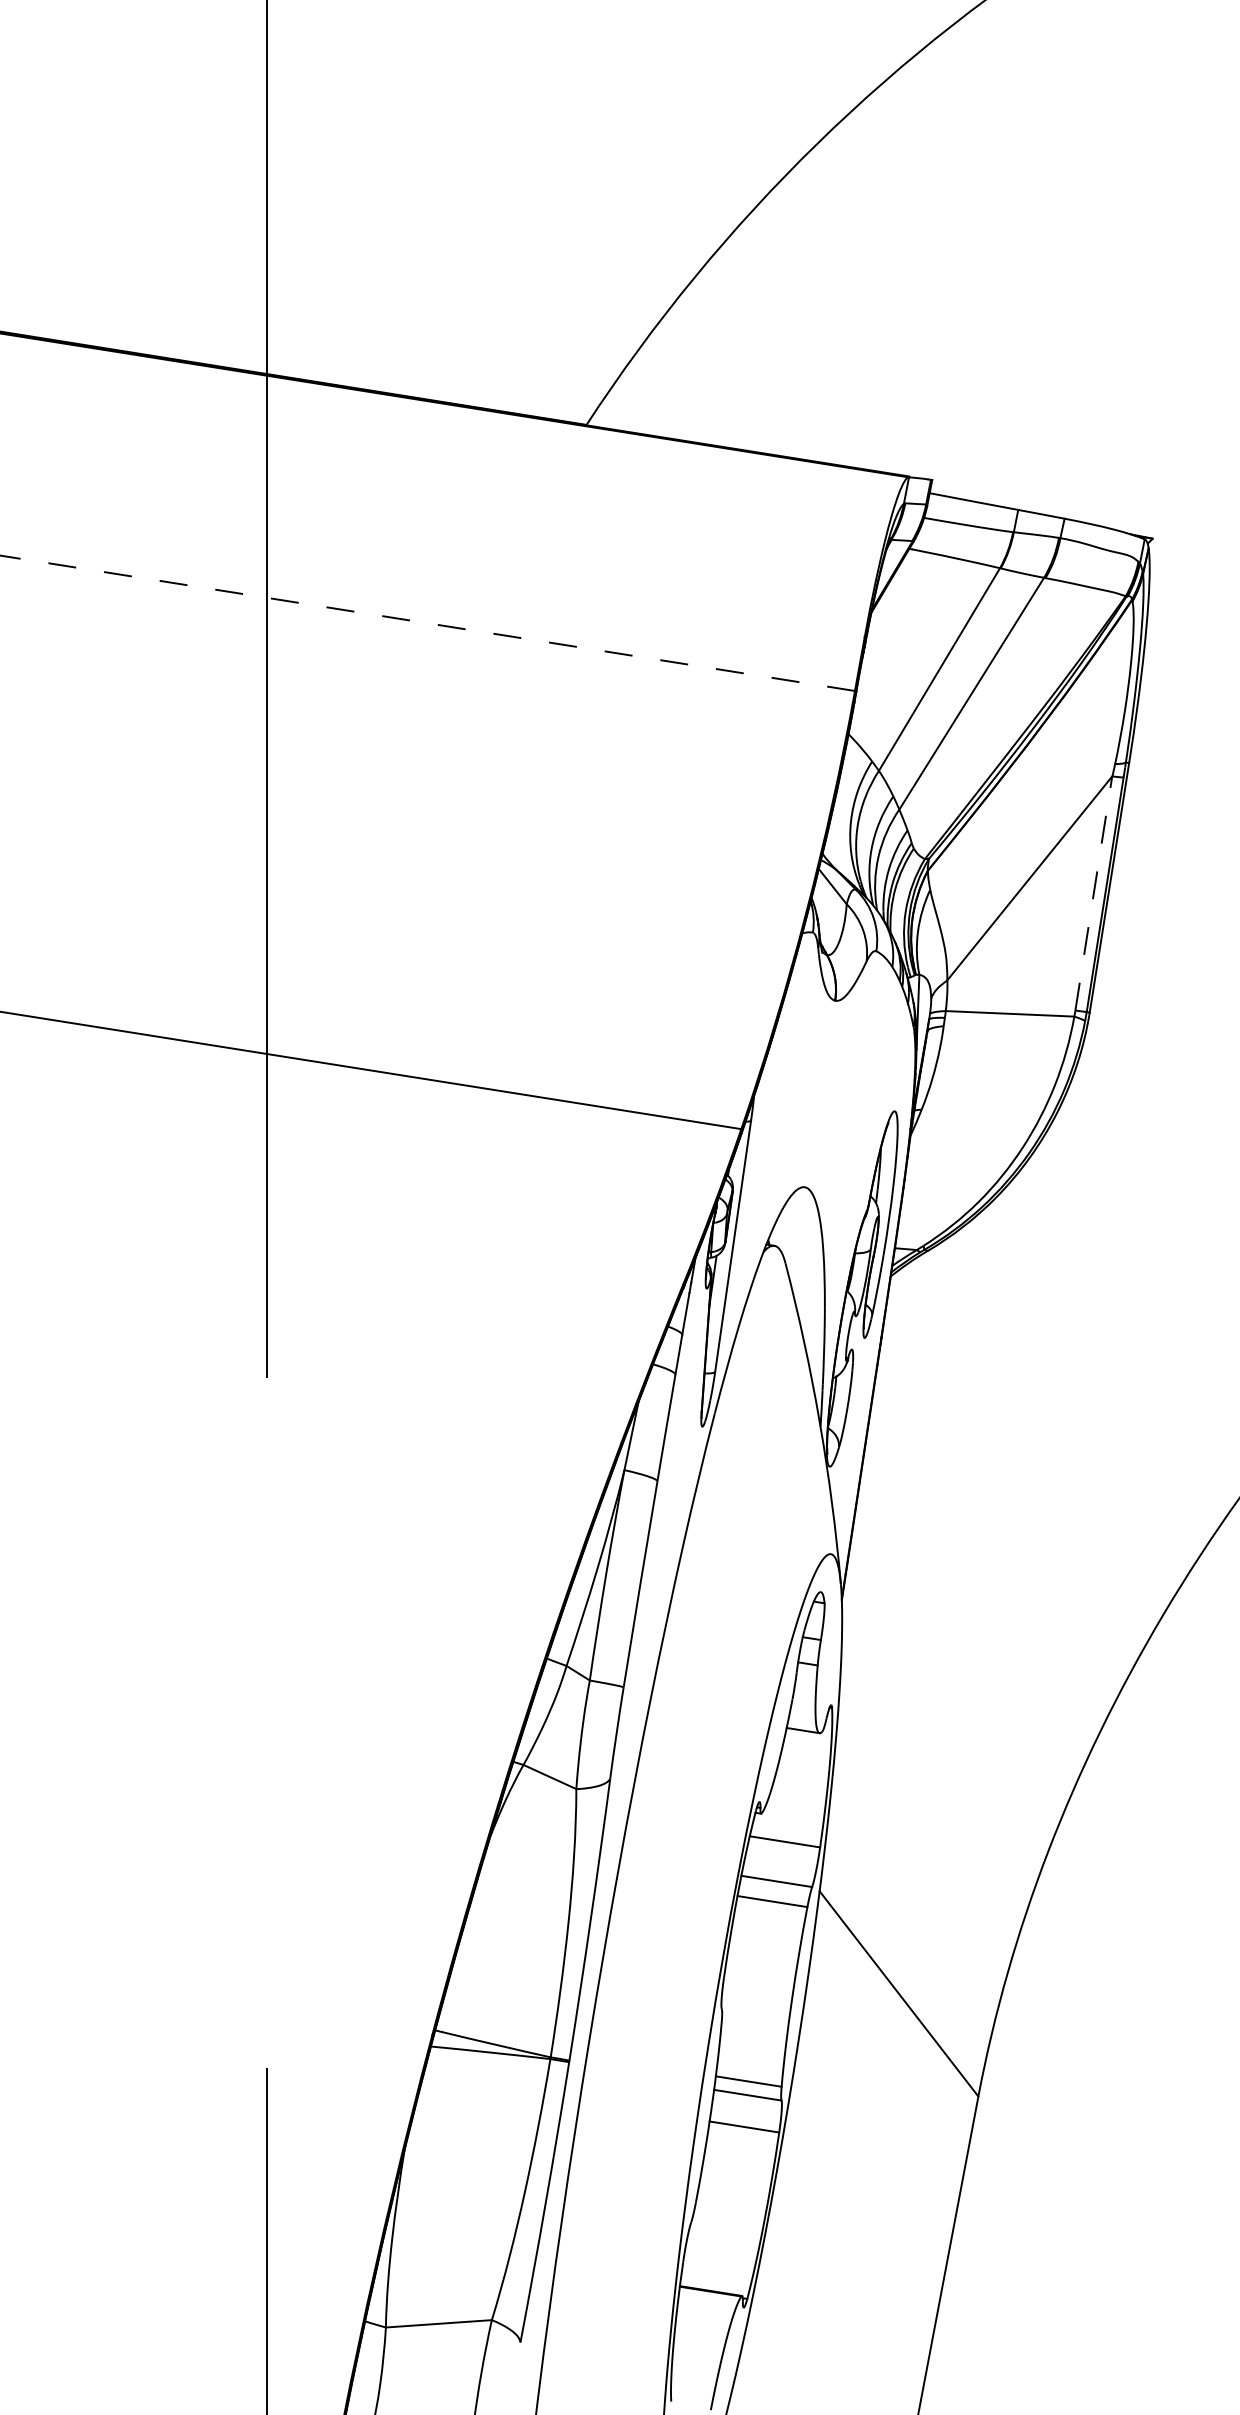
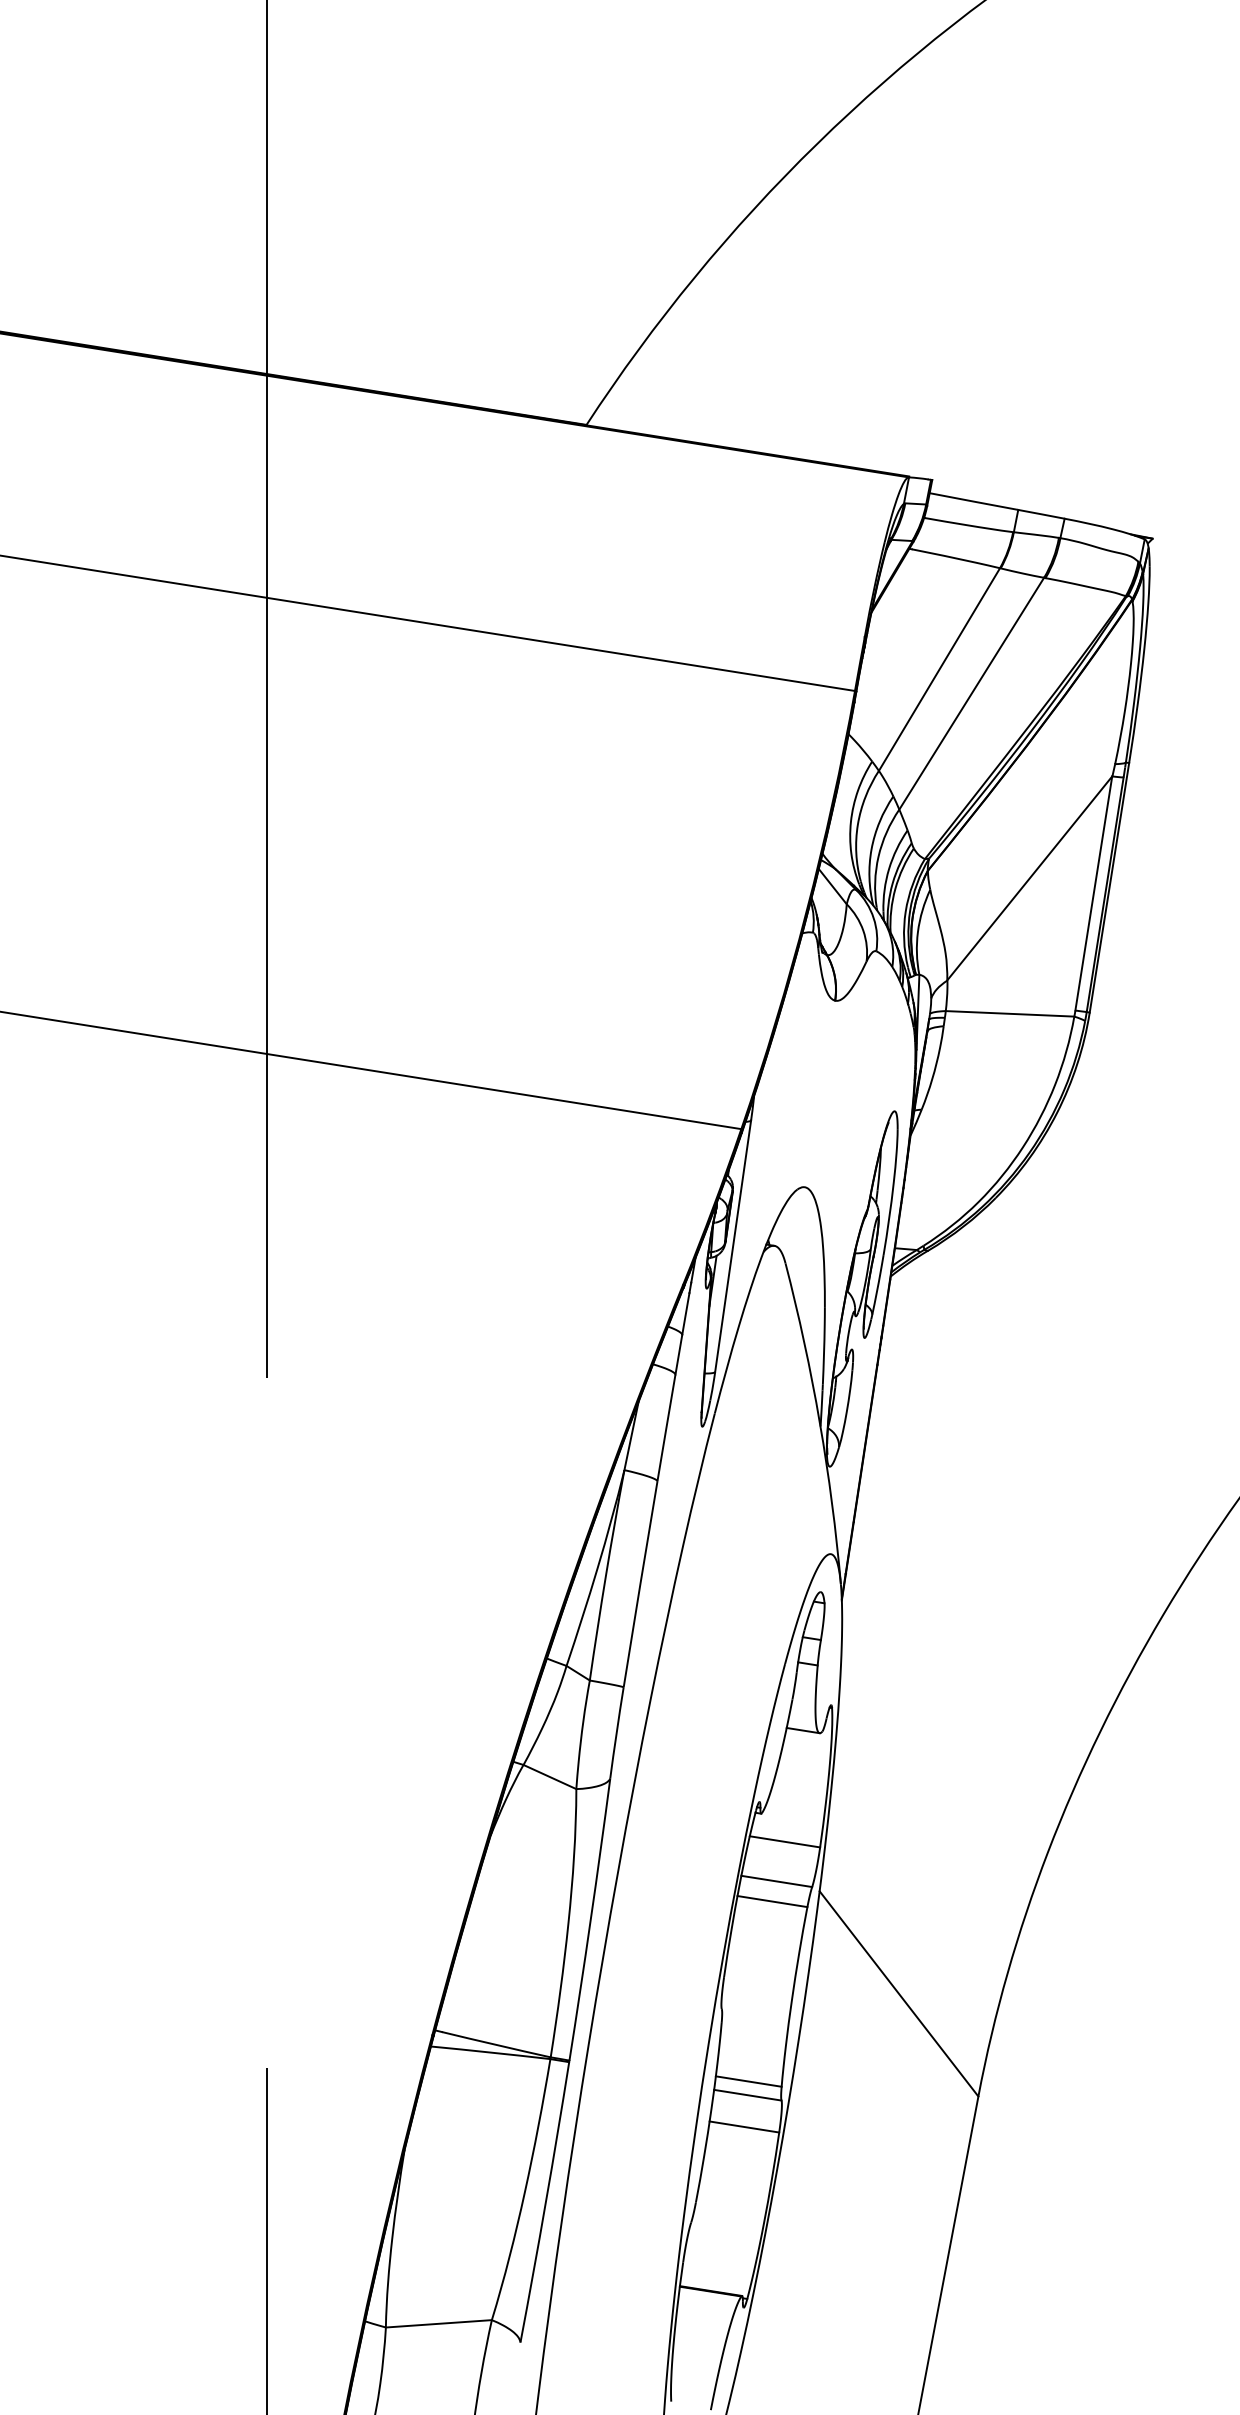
line: dashed -> solid (427, 623)
line: dashed -> solid (1093, 893)
